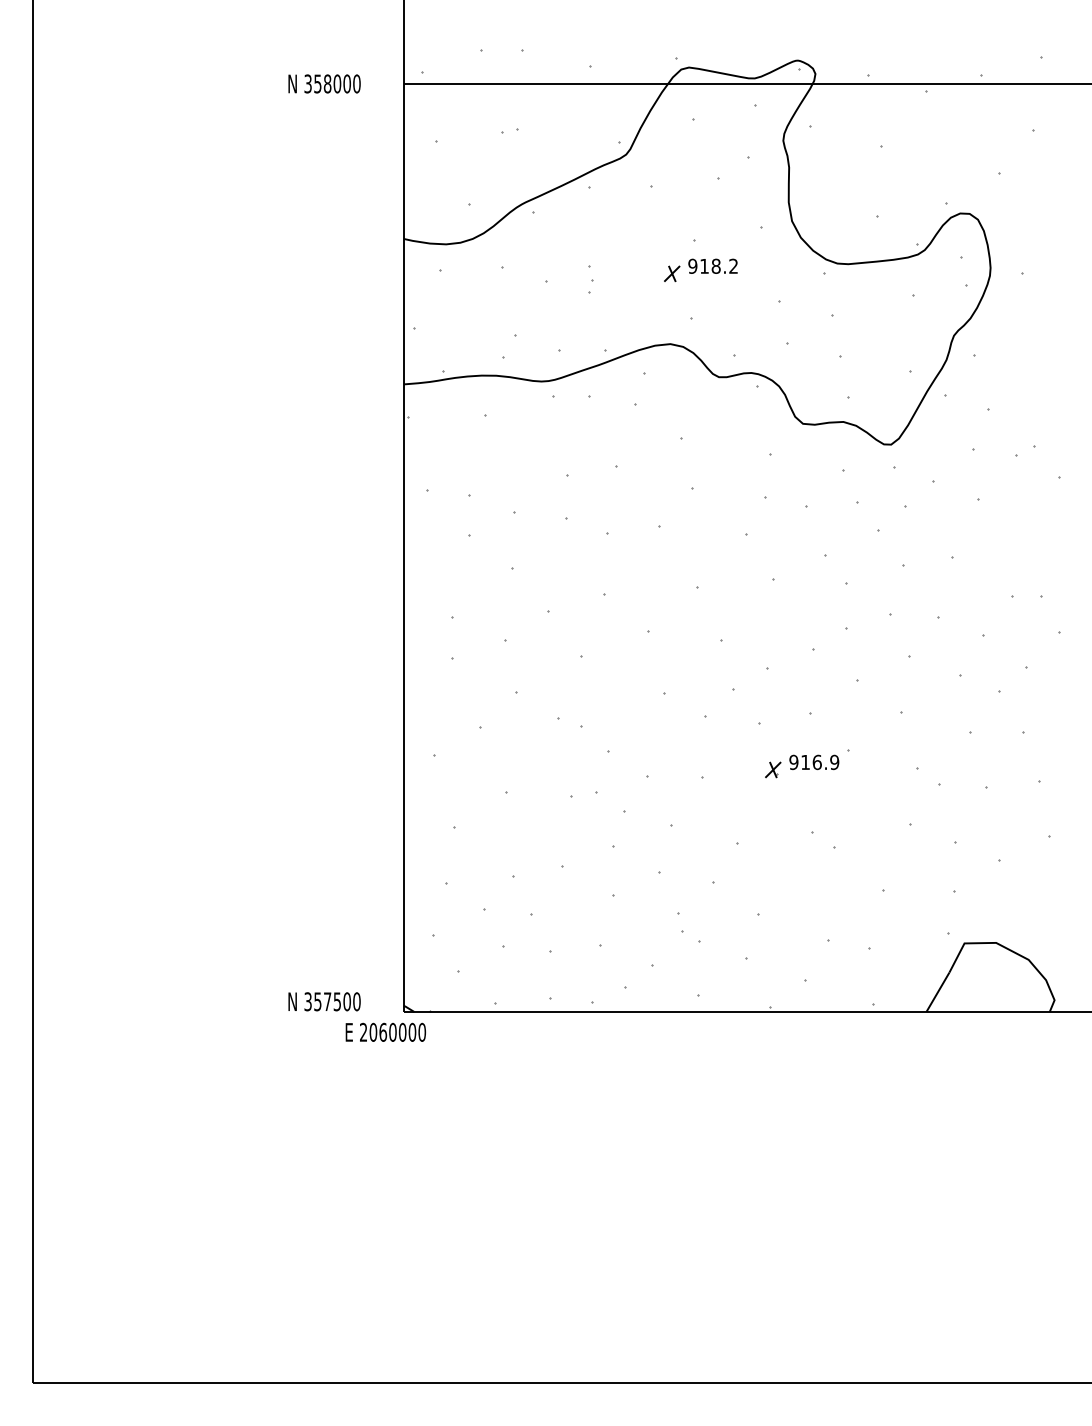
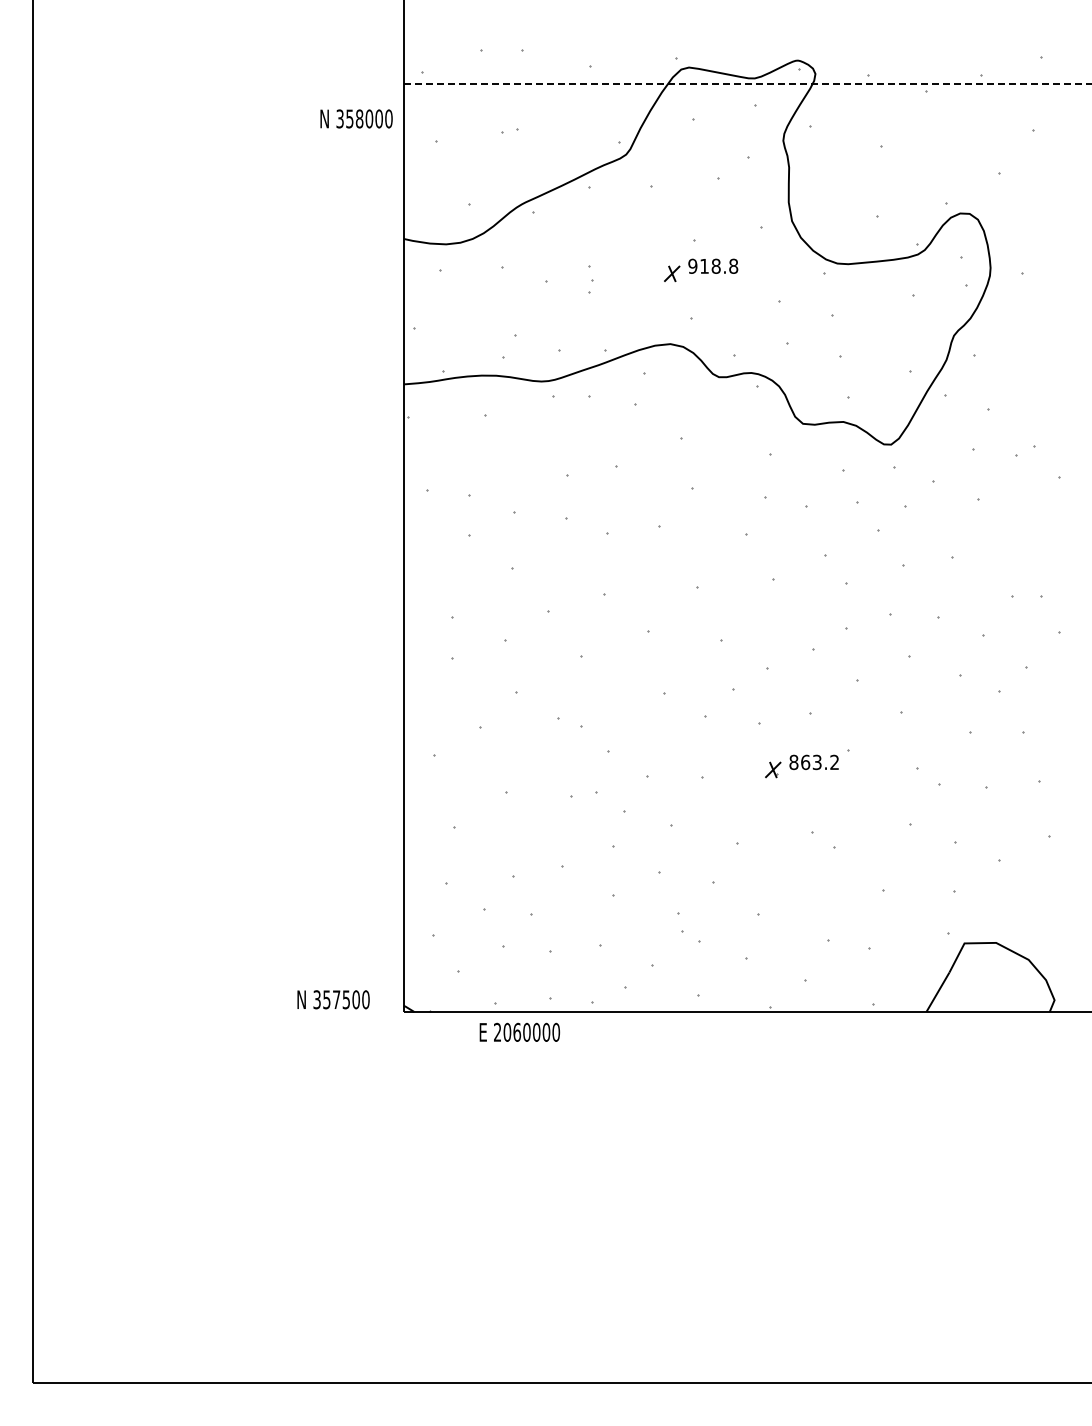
text position: (324, 83) -> (356, 118) (356, 118)
line: solid -> dashed (747, 83)
text: 918.2 -> 918.8 (733, 265)
text: 916.9 -> 863.2 (814, 762)
text position: (324, 1001) -> (333, 999) (333, 999)
text position: (385, 1031) -> (519, 1031) (519, 1031)
